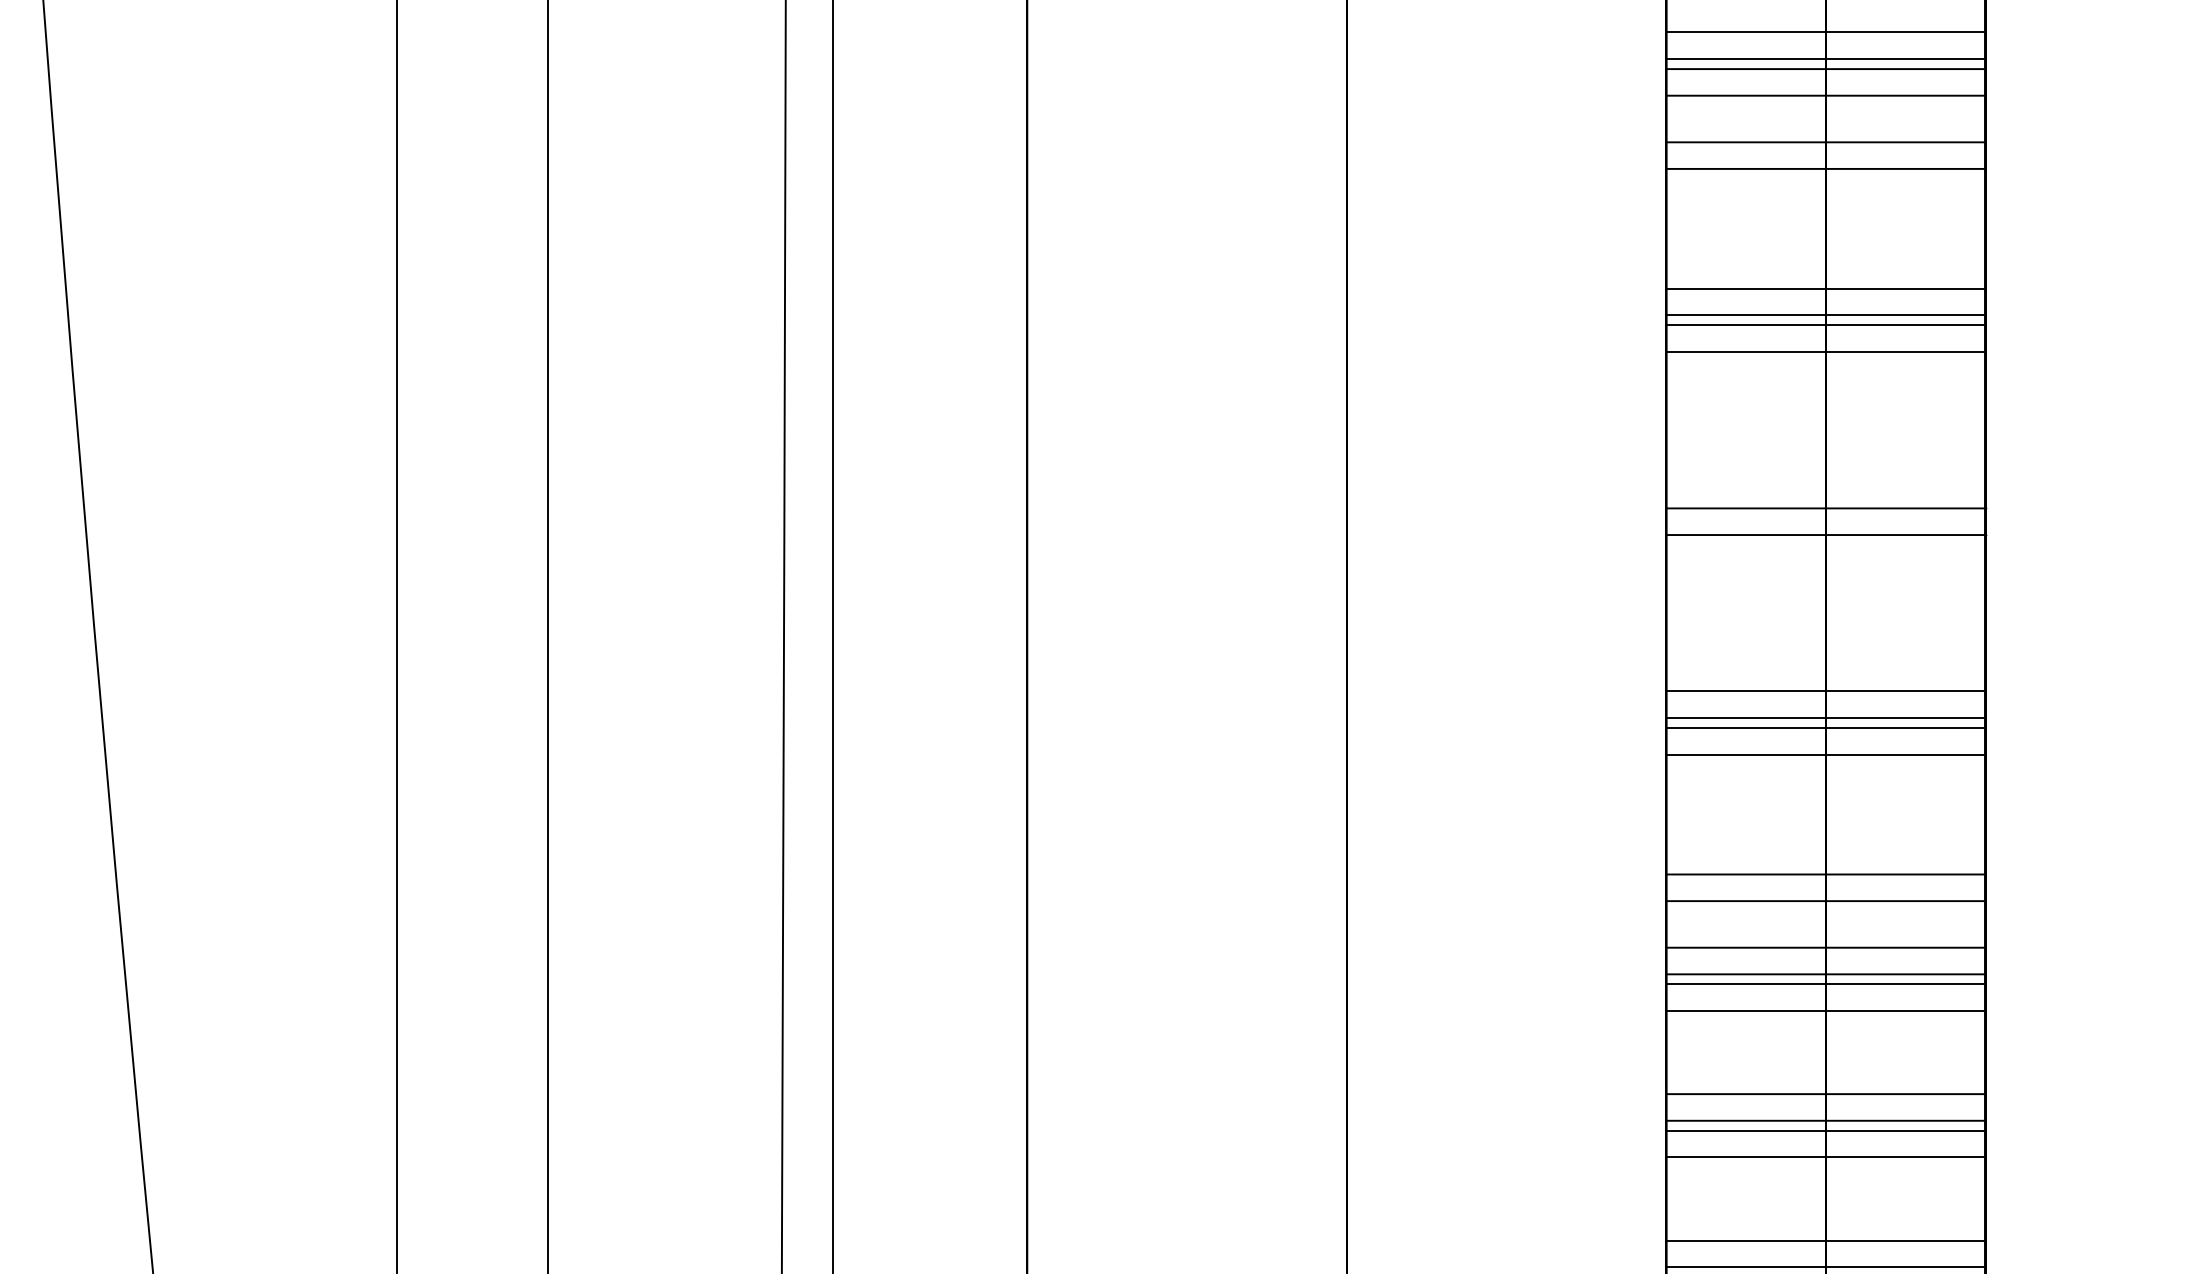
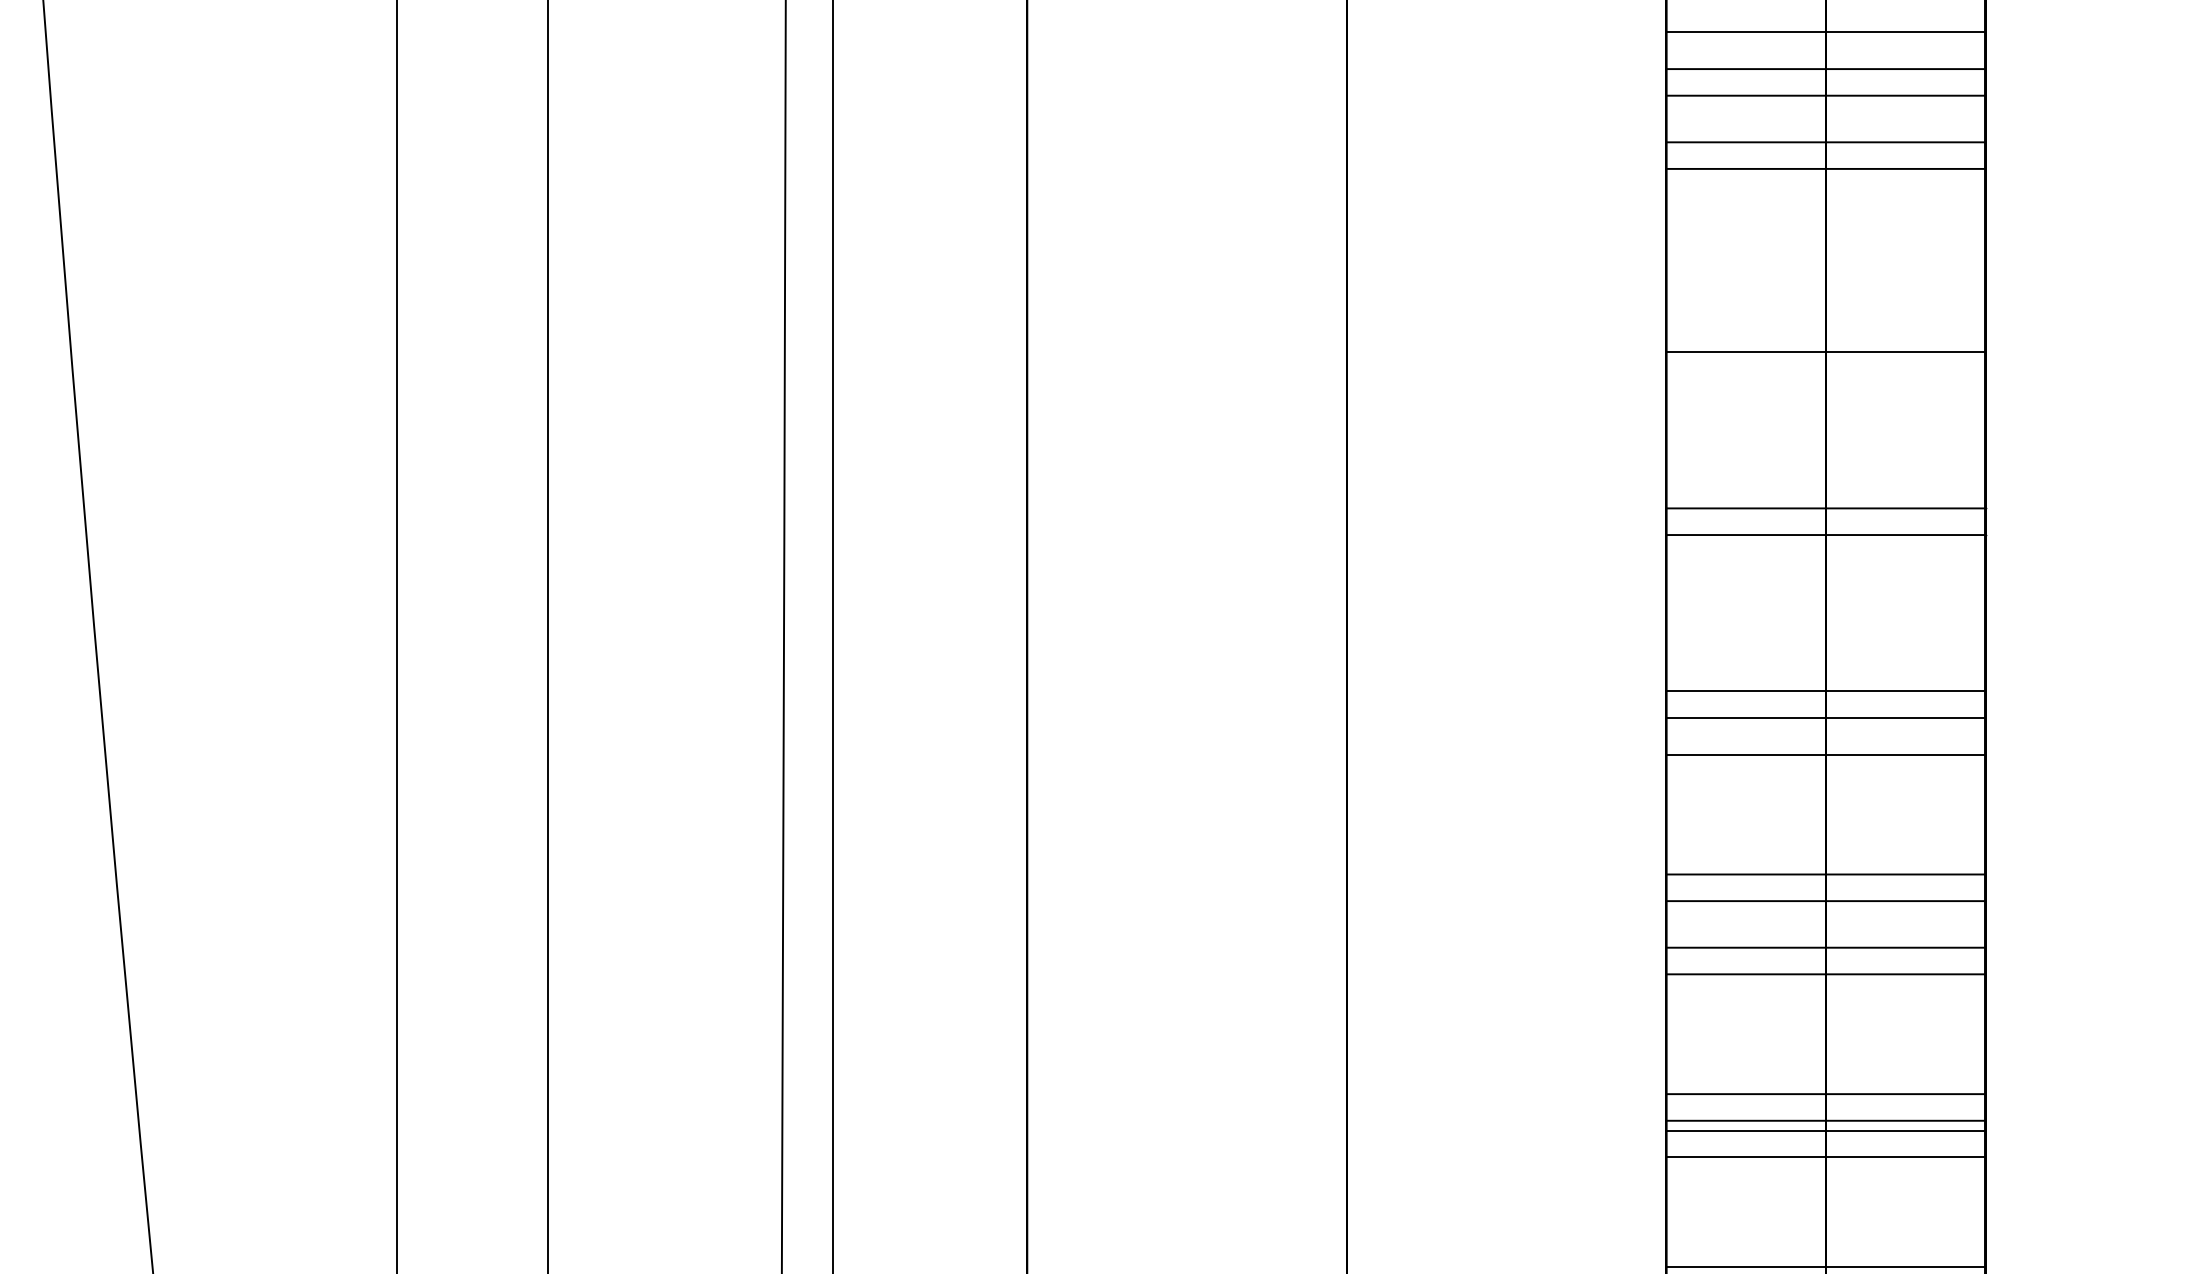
line: present -> none (1825, 59)
line: present -> none (1825, 288)
line: present -> none (1825, 315)
line: present -> none (1825, 325)
line: present -> none (1825, 728)
line: present -> none (1825, 984)
line: present -> none (1825, 1010)
line: present -> none (1825, 1240)
